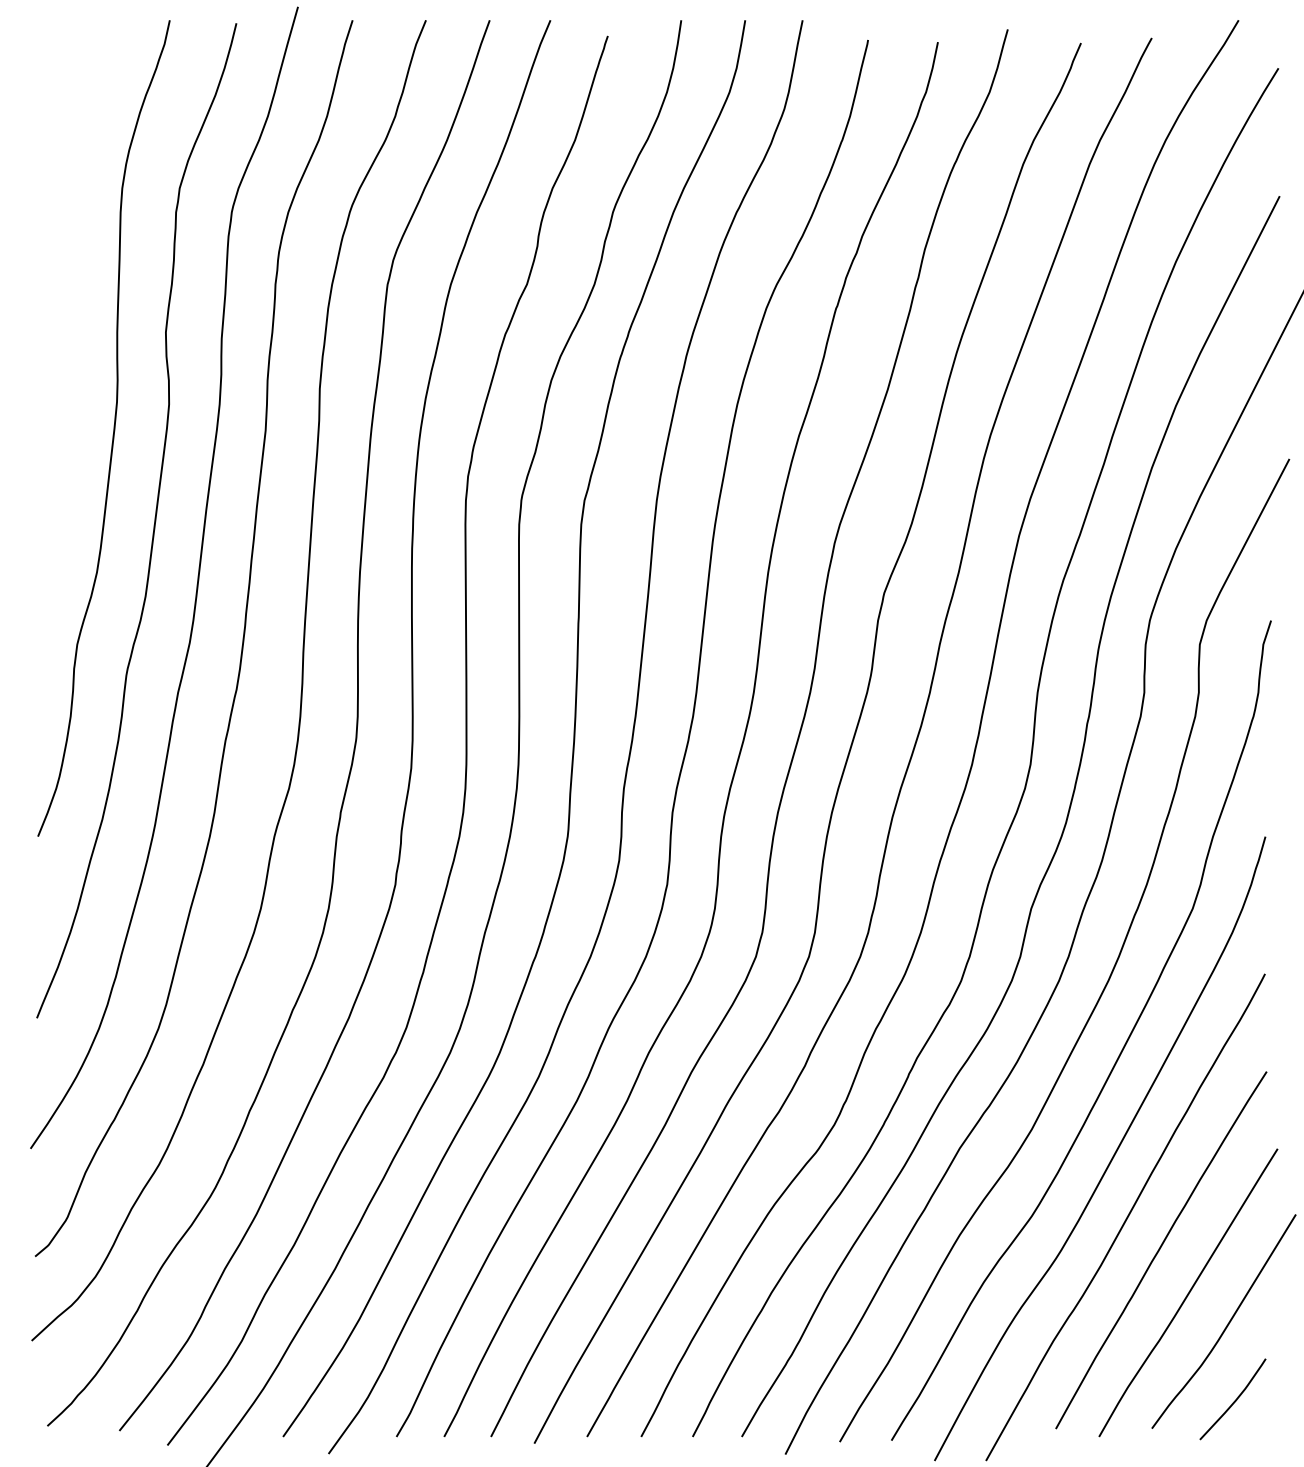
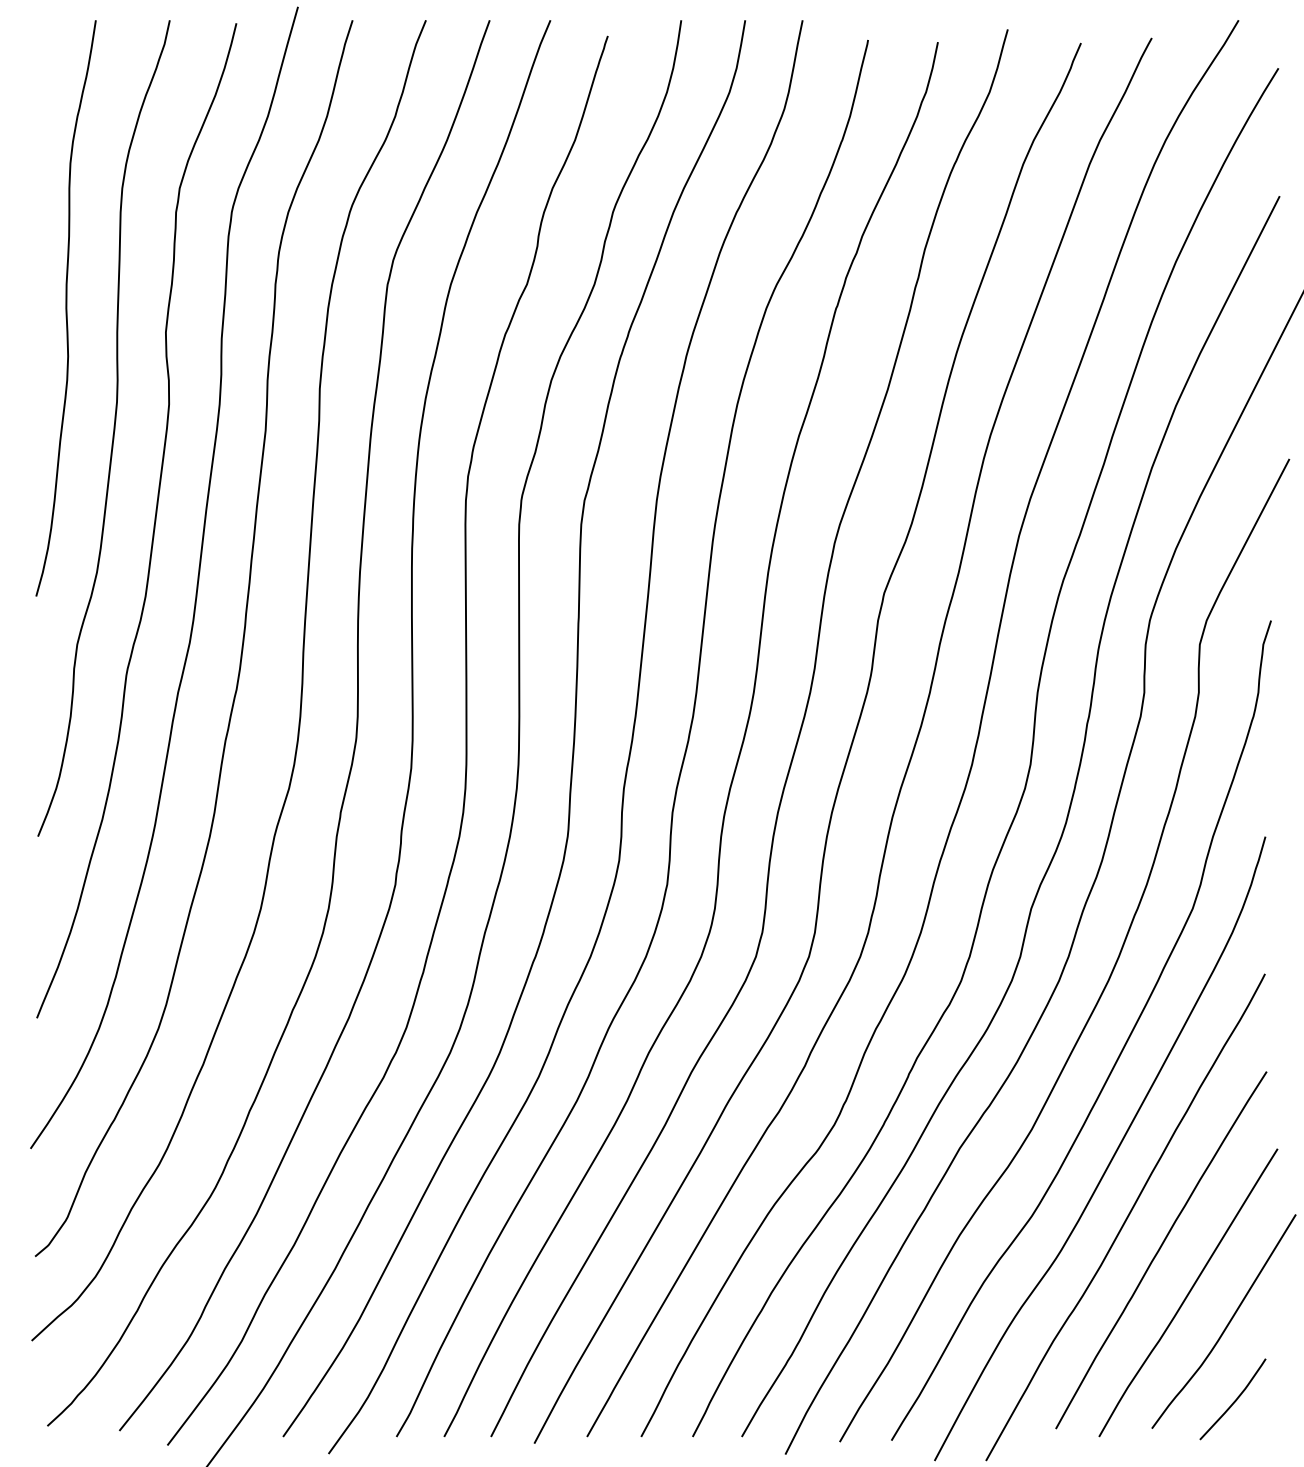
curve: none -> present (65, 308)
